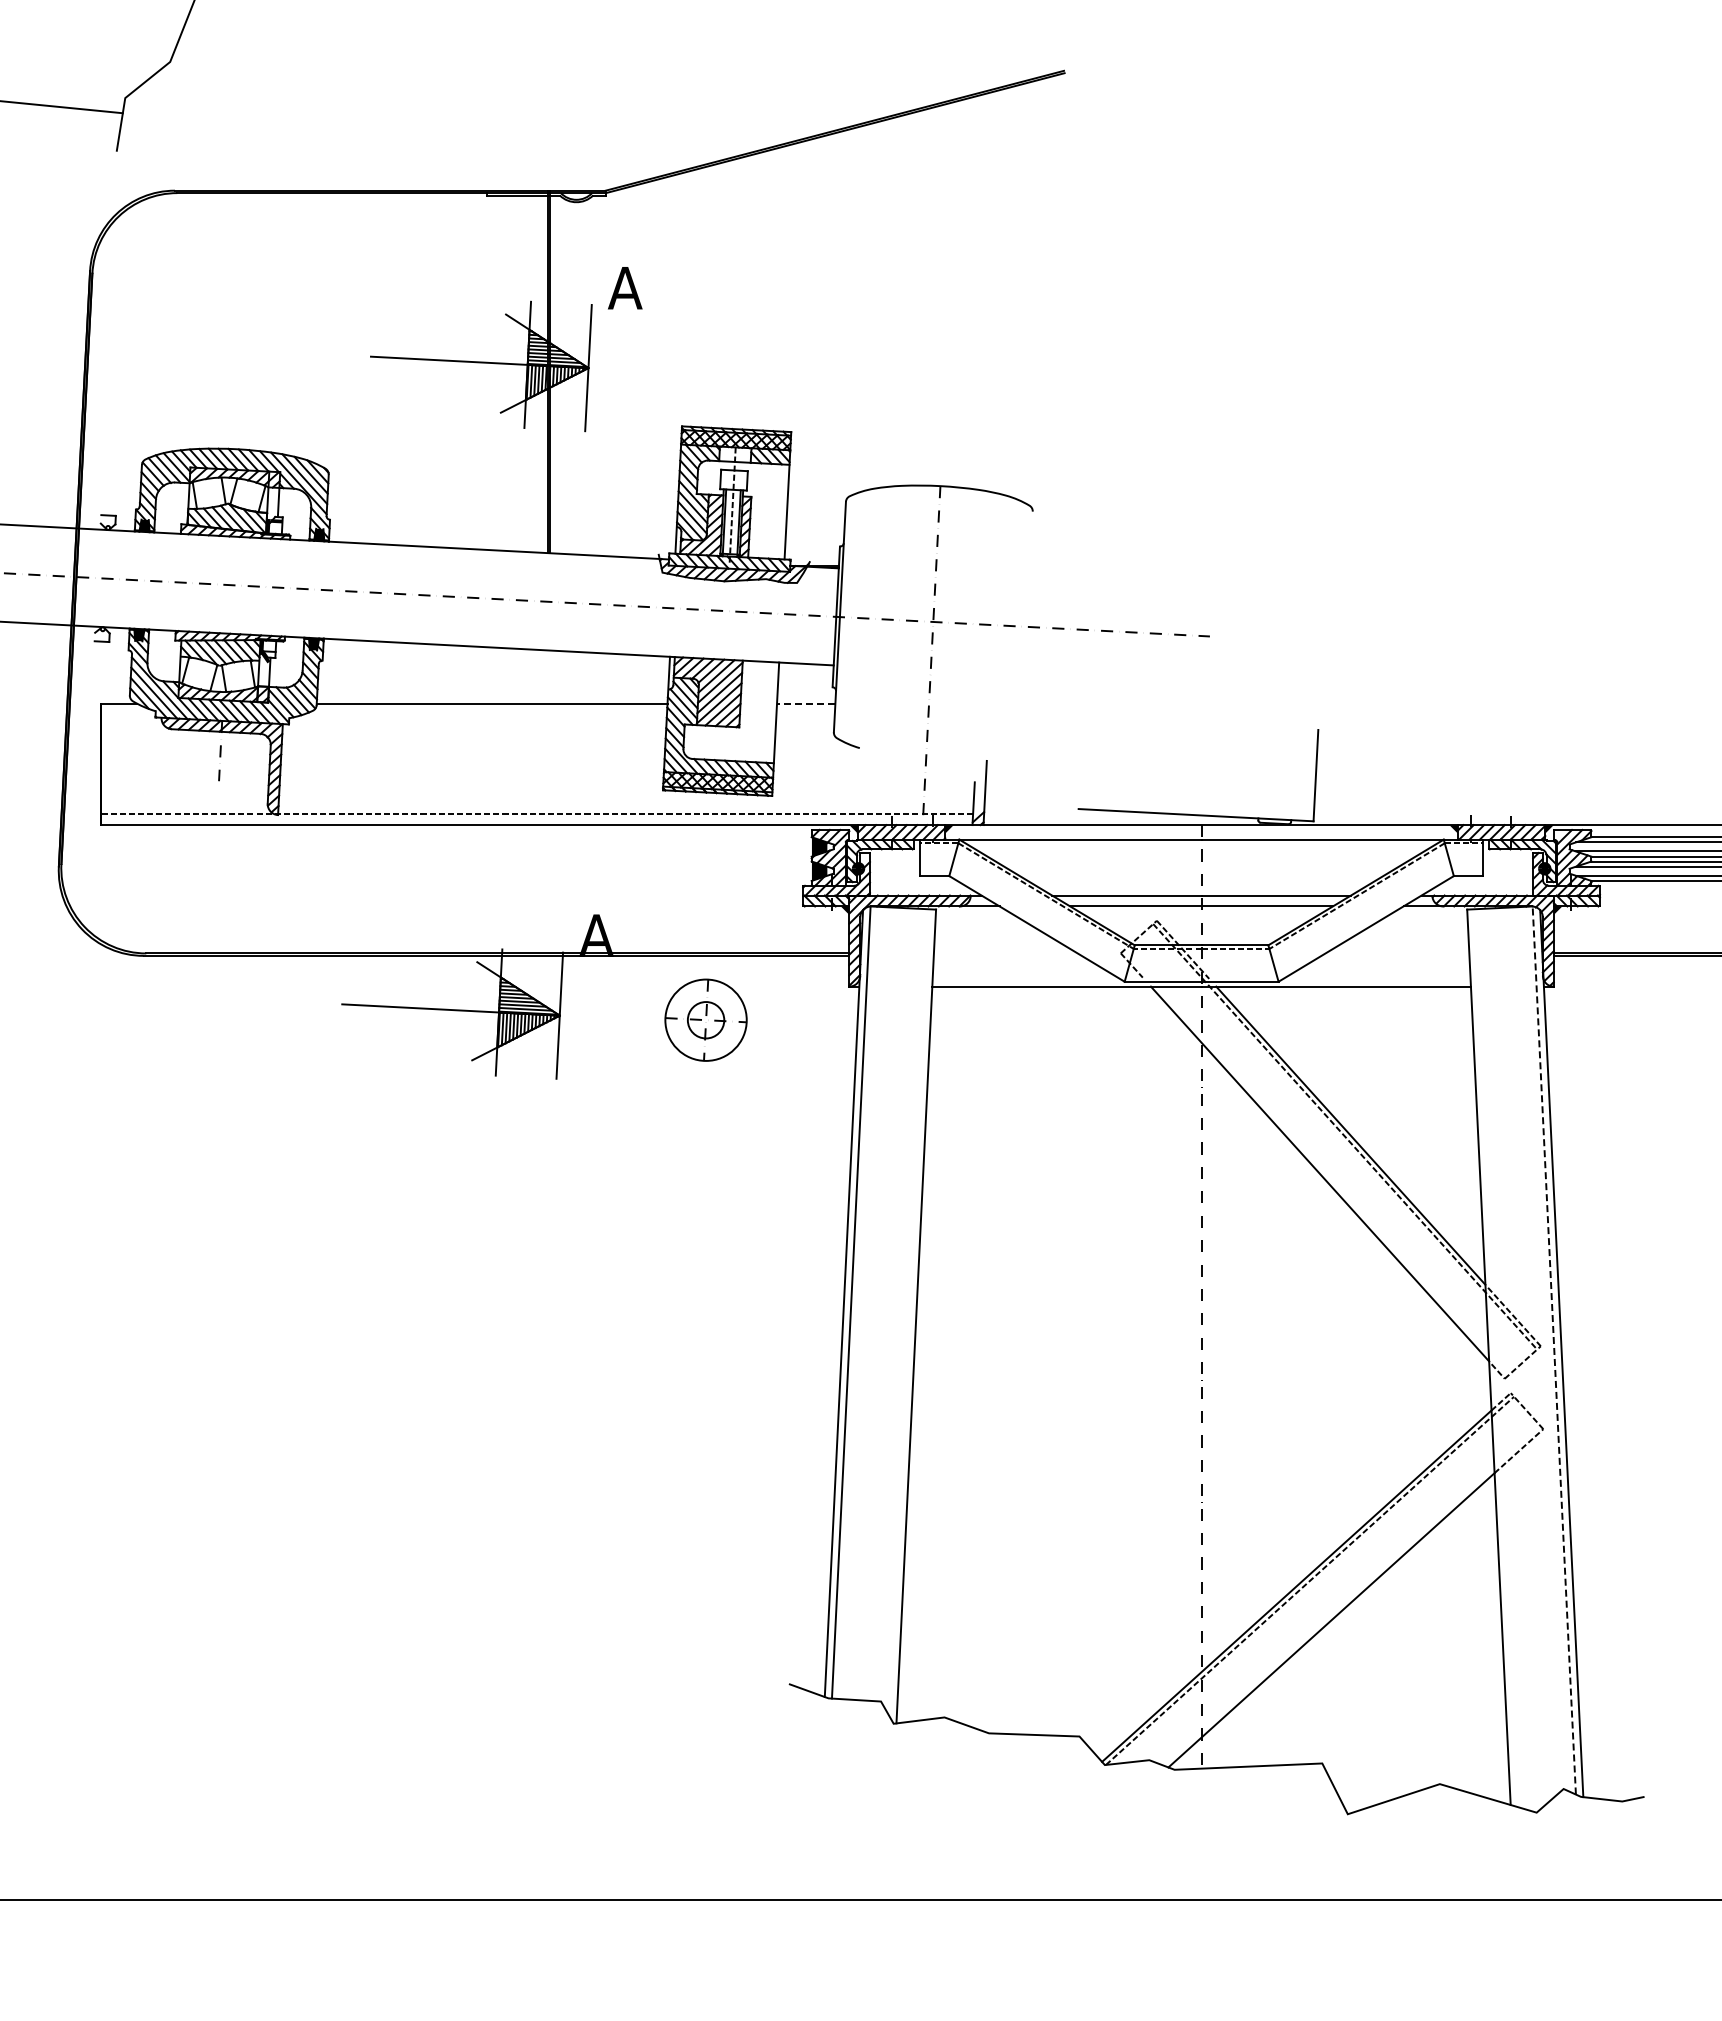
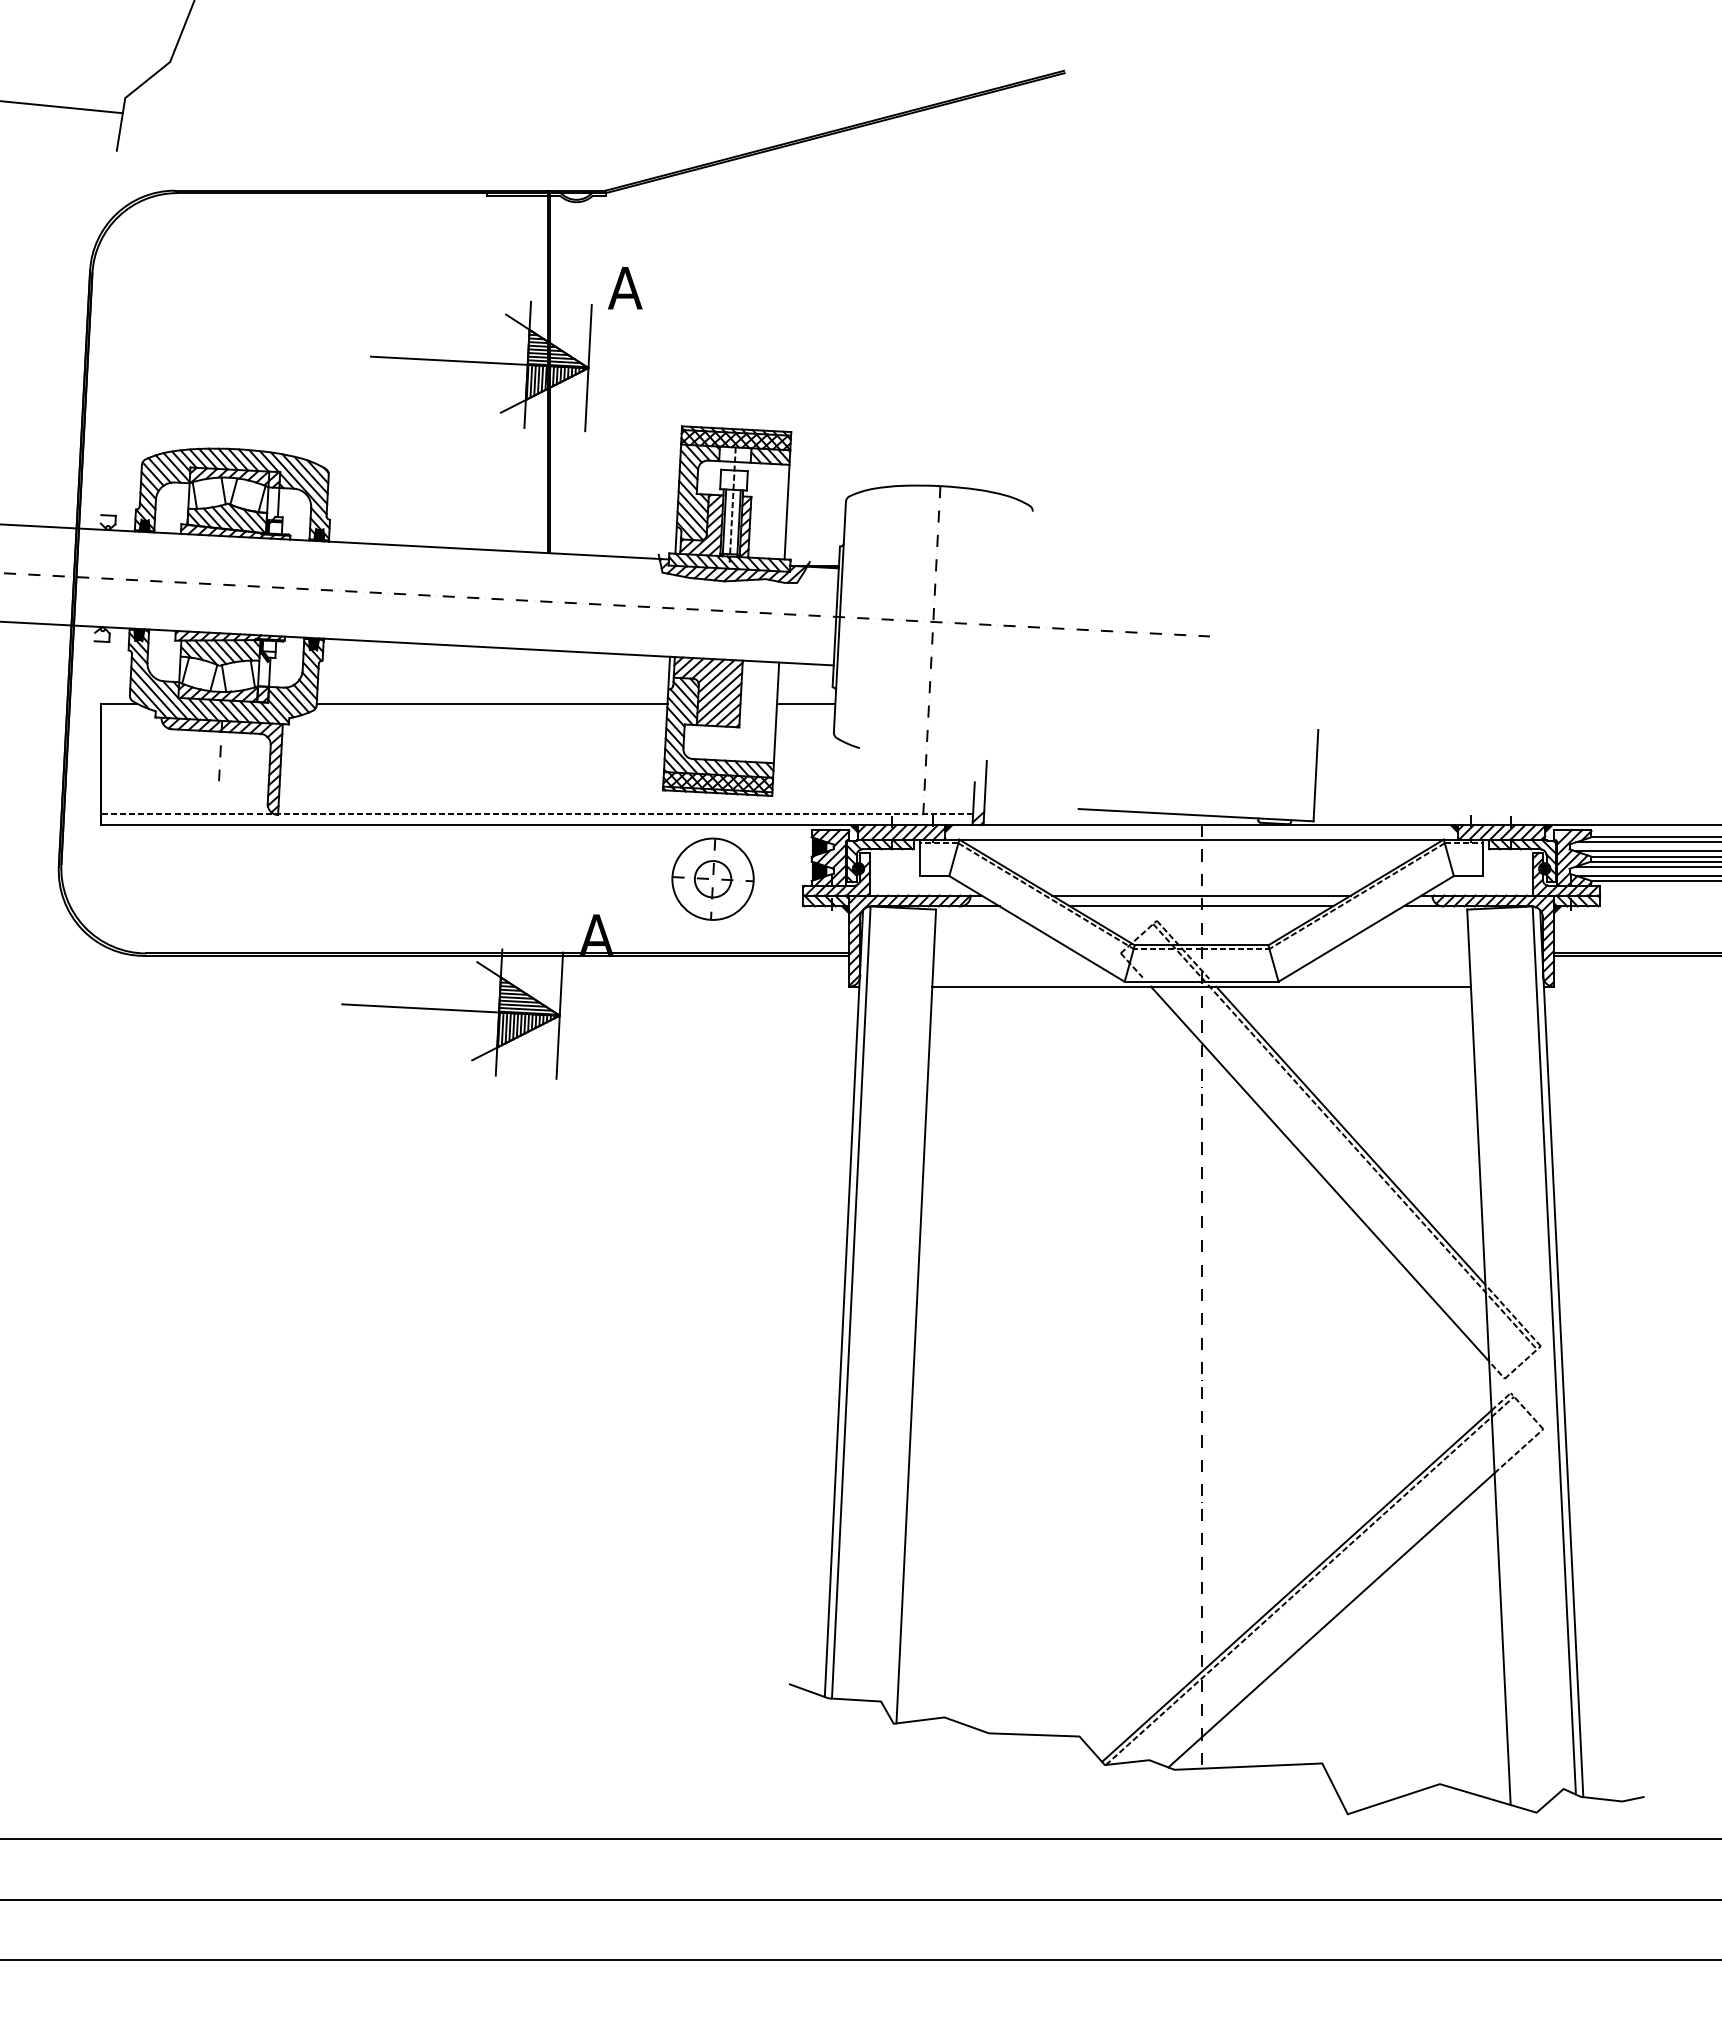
line: dashed -> solid (805, 703)
part position: (705, 1019) -> (712, 878) (712, 878)
line: dashed -> solid (1554, 1350)
line: none -> present (860, 1838)
line: none -> present (860, 1960)
